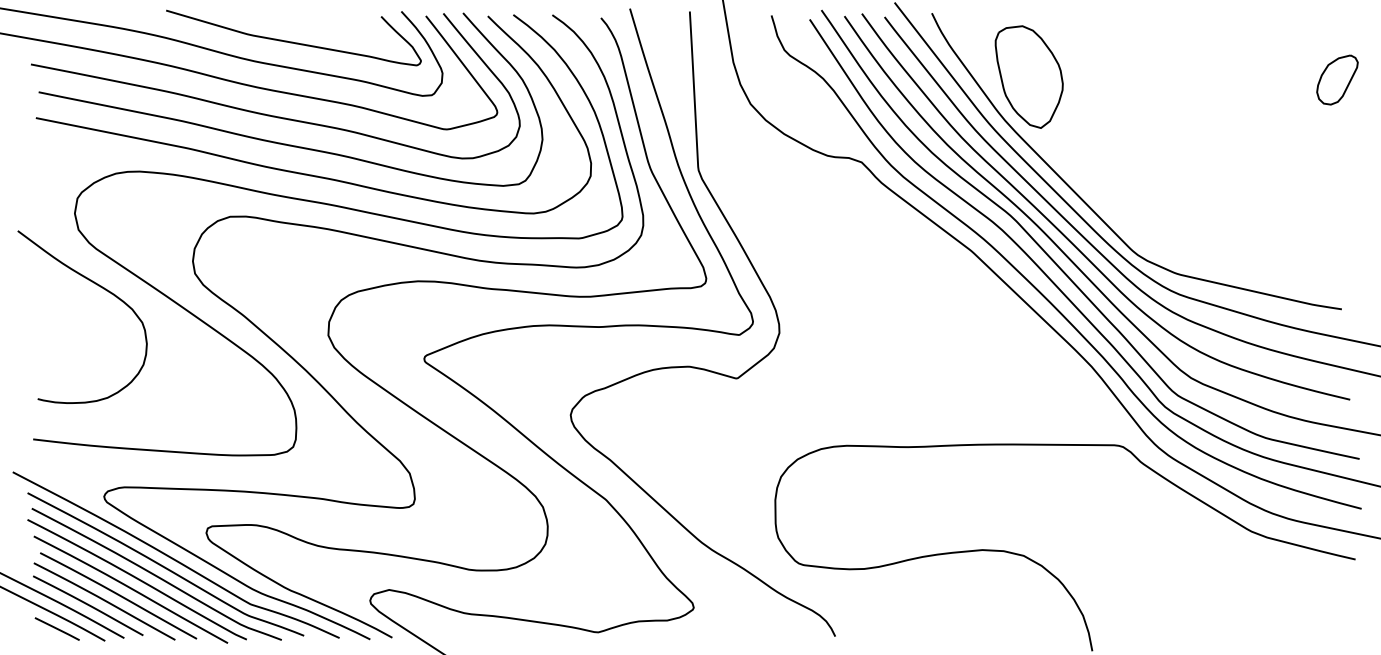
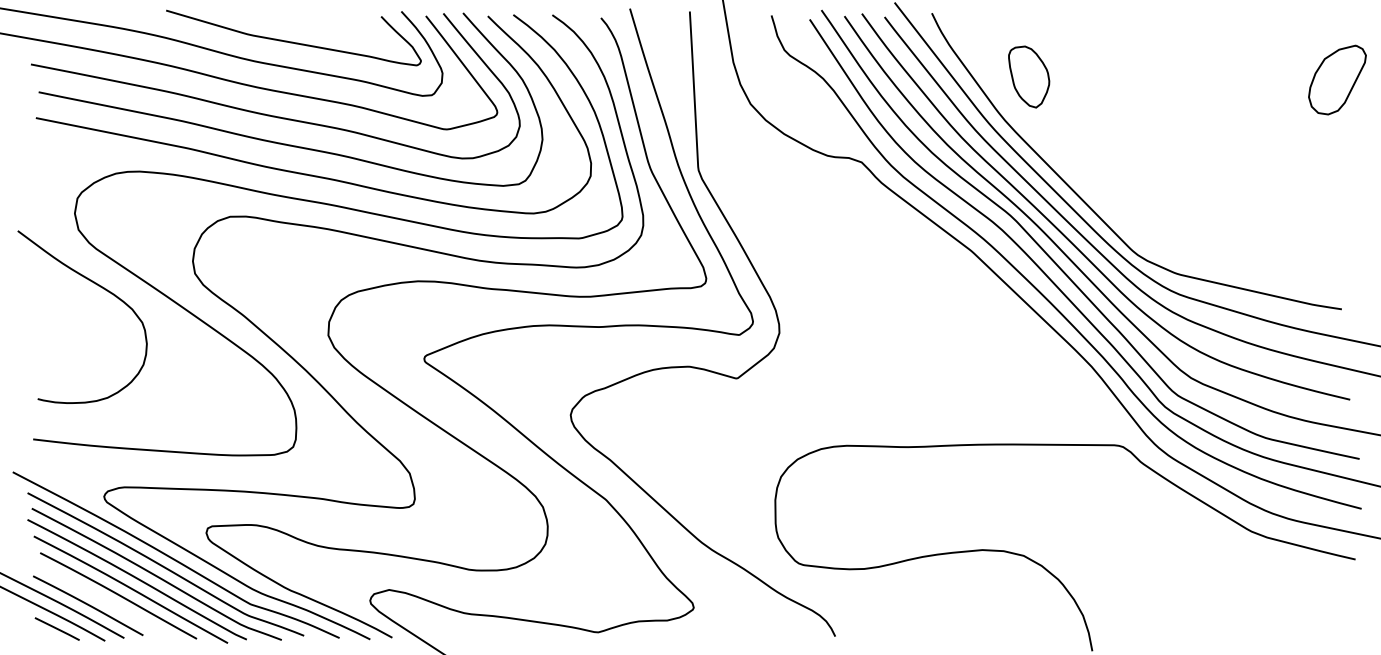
part size: 70x104 px -> 43x64 px (1029, 76)
part size: 43x52 px -> 59x72 px (1337, 79)
curve: present -> none (104, 601)
